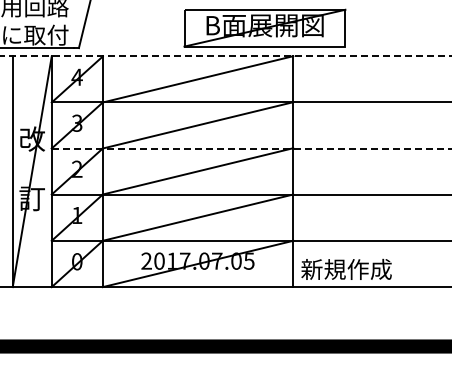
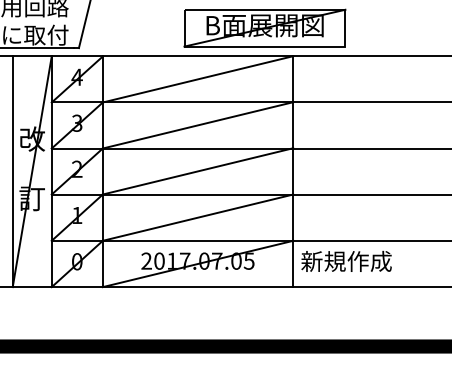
line: dashed -> solid (226, 56)
line: dashed -> solid (251, 148)
text position: (346, 268) -> (346, 260) (346, 260)
